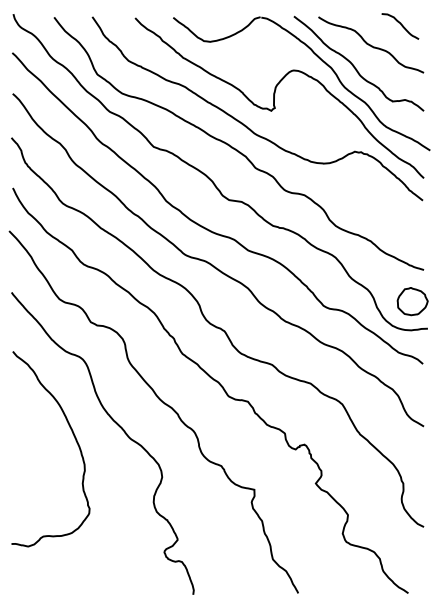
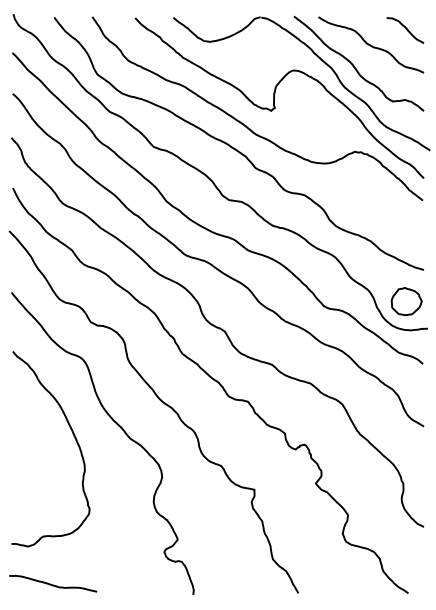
curve position: (401, 26) -> (406, 30) (406, 30)
part position: (412, 301) -> (406, 301) (406, 301)
curve: none -> present (53, 584)
